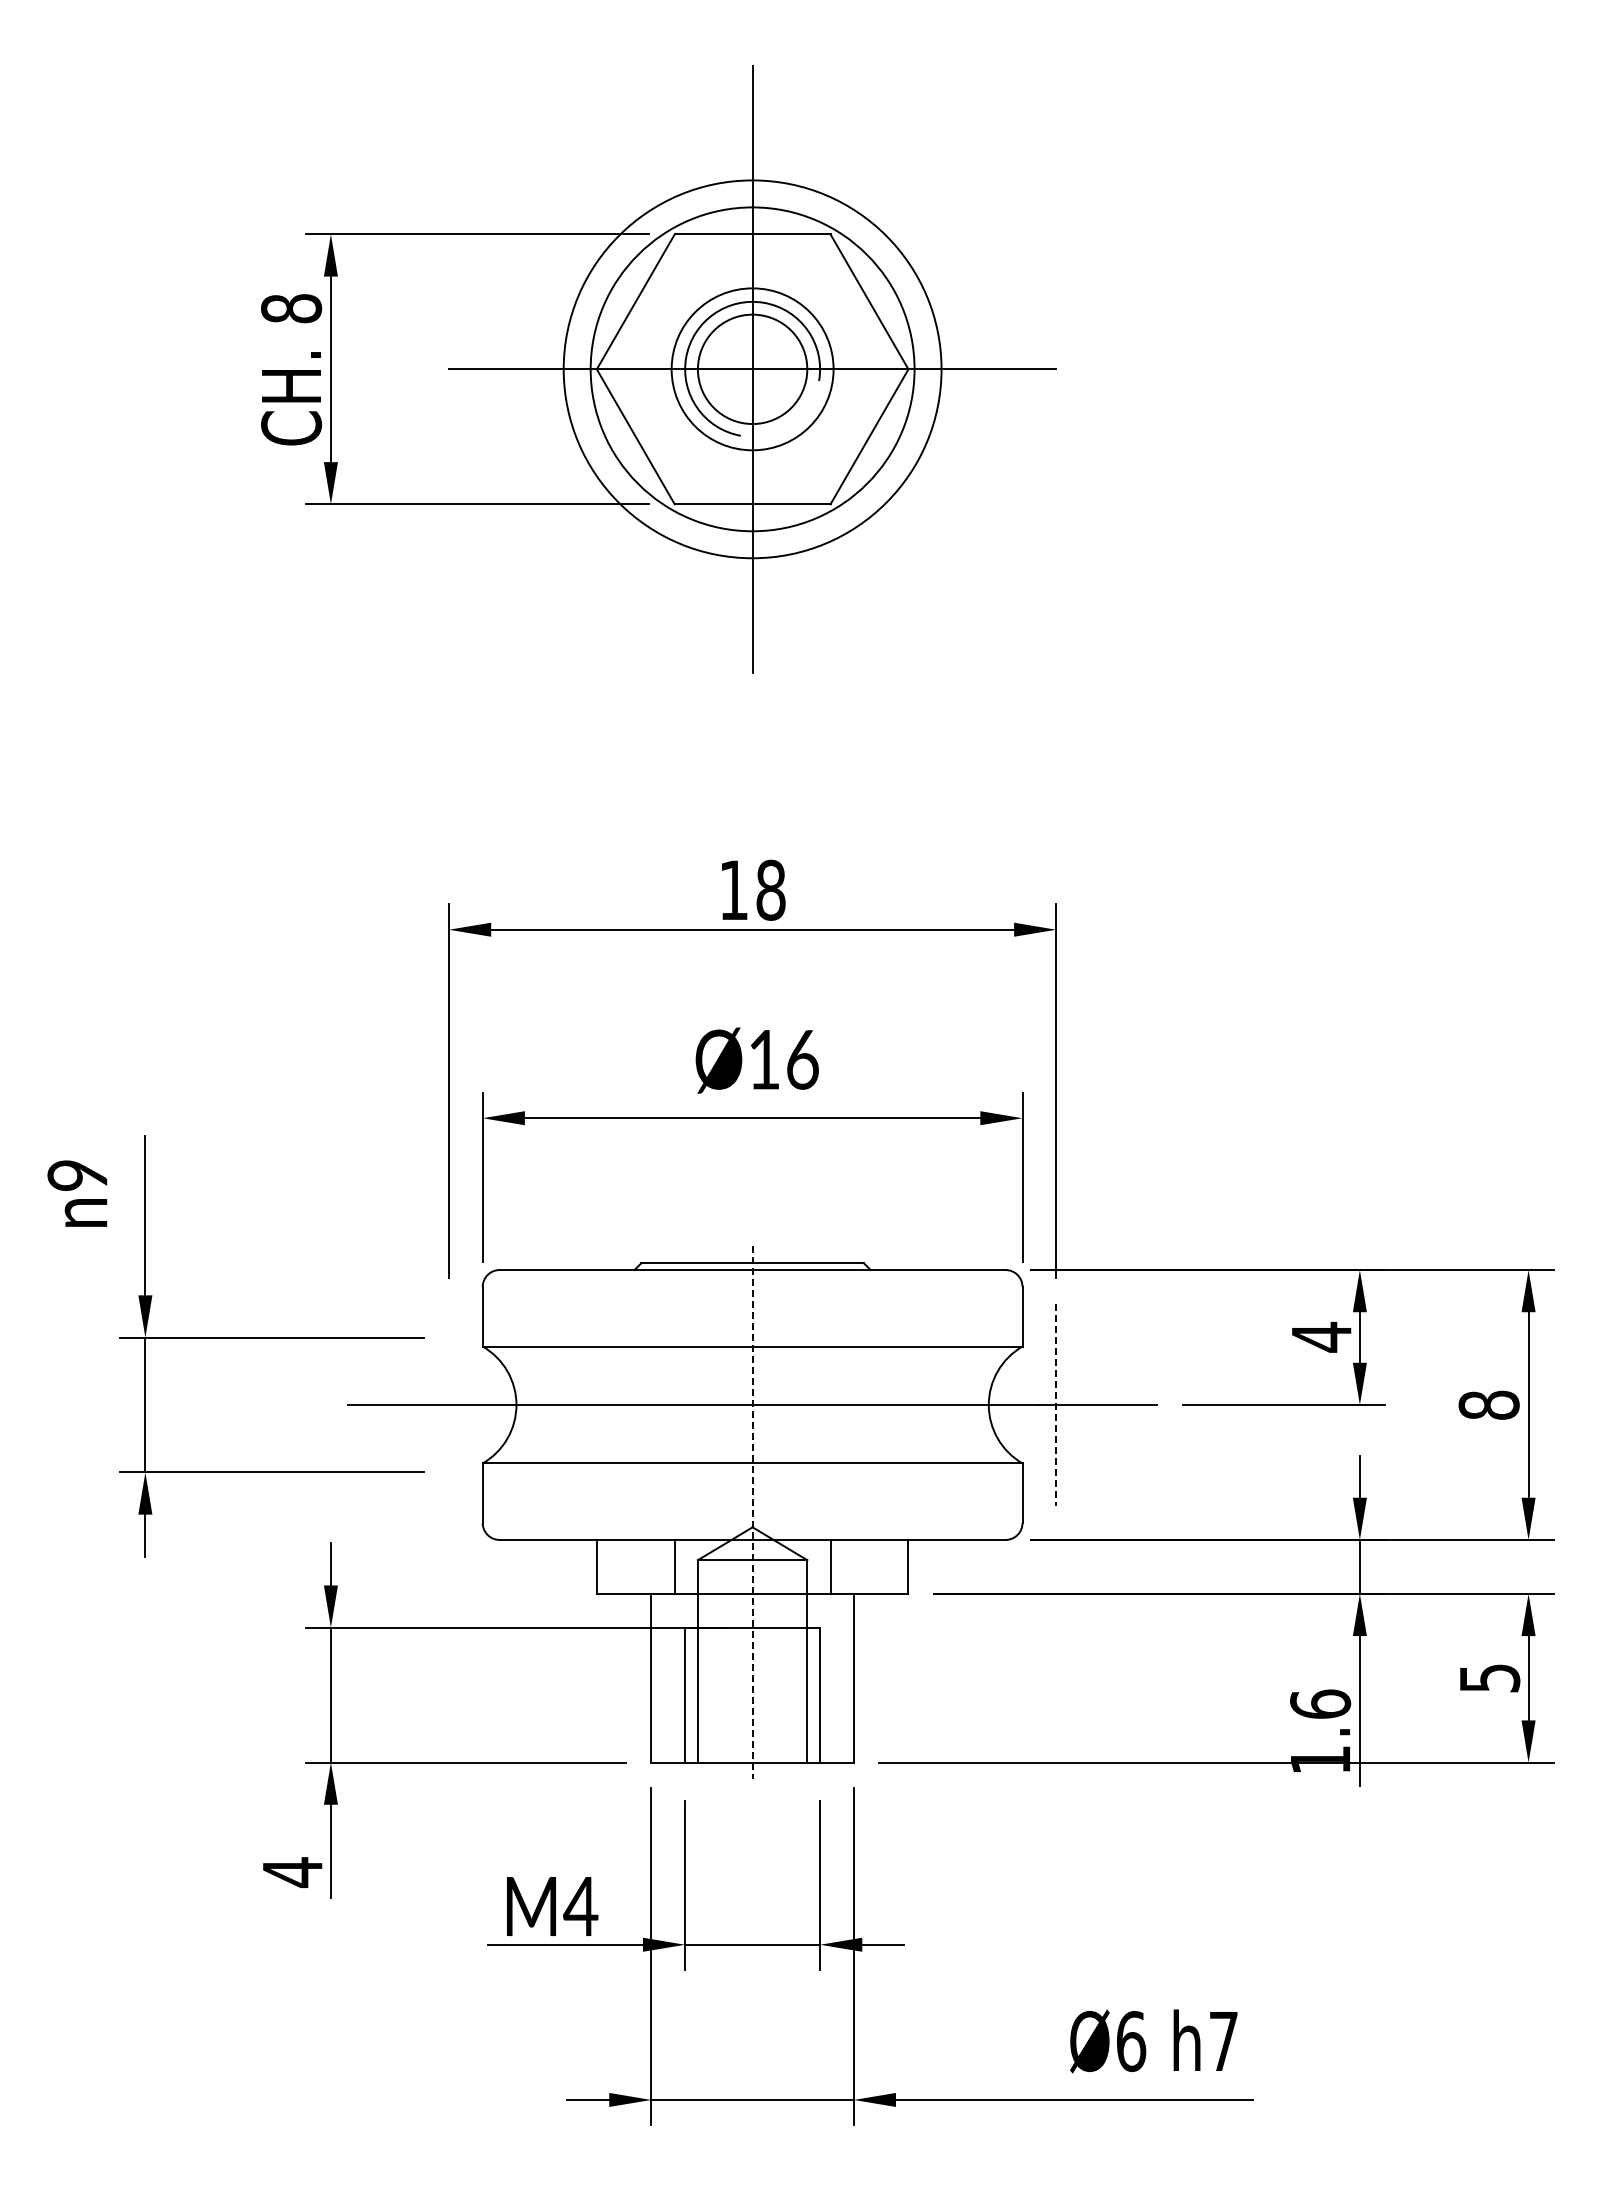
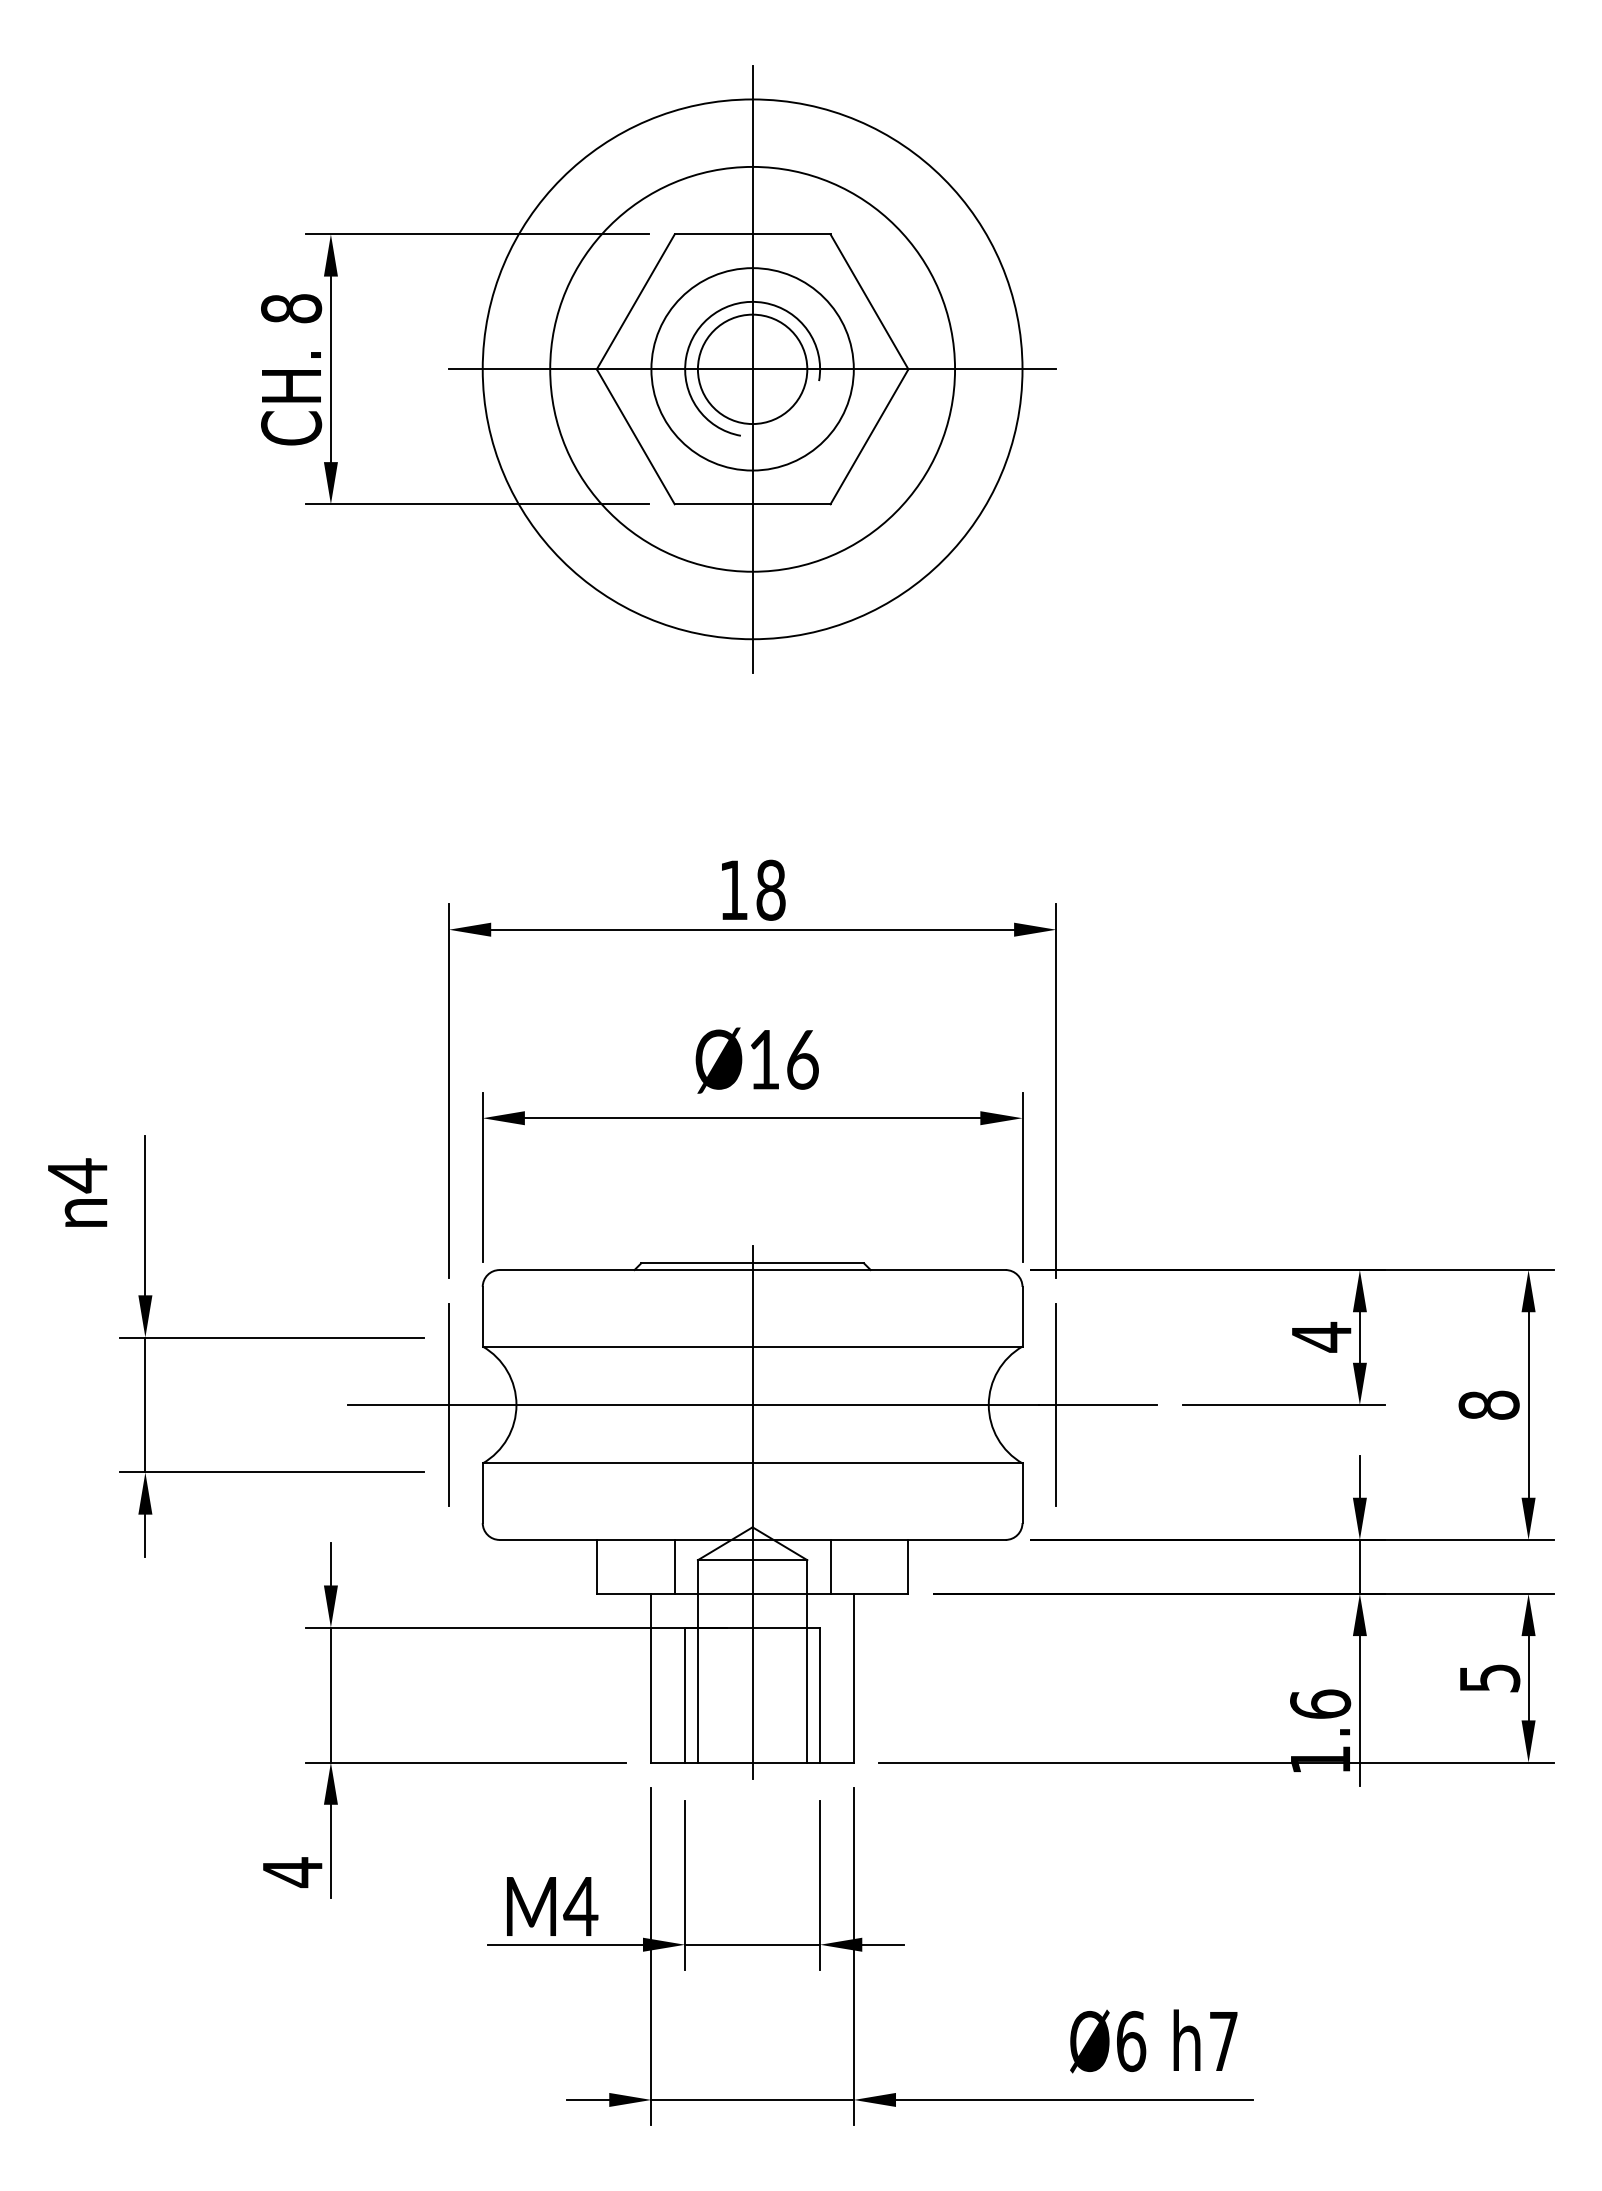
circle diameter: 162 px -> 202 px (752, 369)
circle diameter: 324 px -> 405 px (752, 368)
circle diameter: 378 px -> 540 px (752, 369)
text: 9 -> 4 (77, 1175)
line: none -> present (449, 1404)
line: dashed -> solid (1056, 1405)
line: dashed -> solid (752, 1512)
